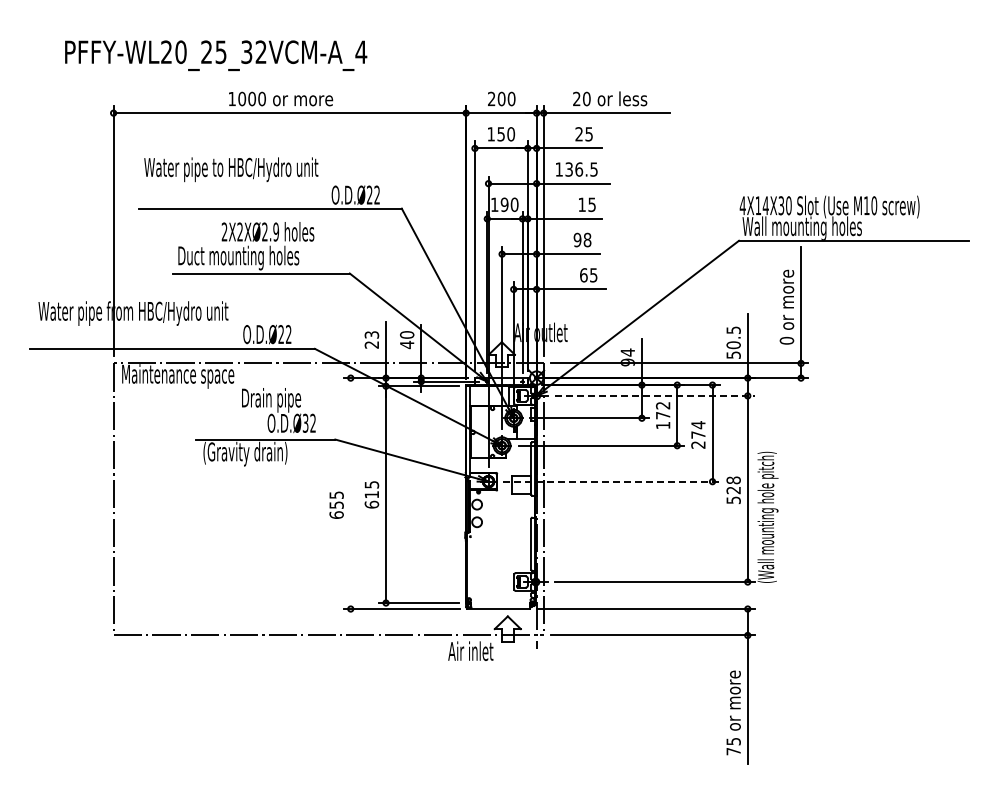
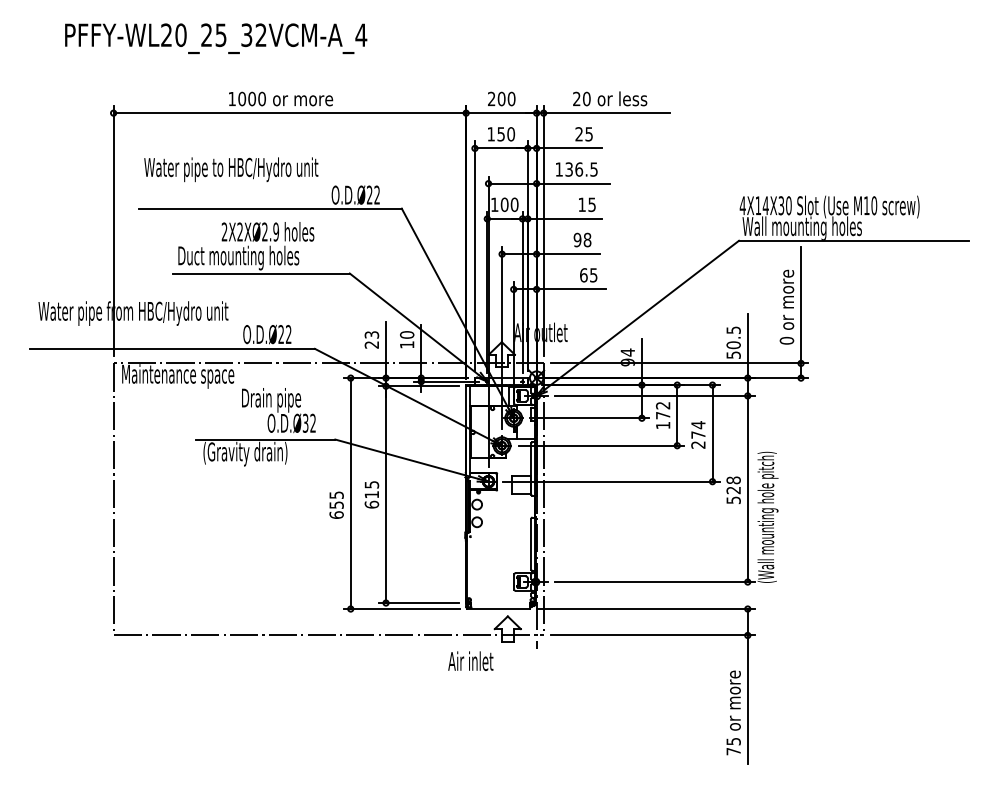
text position: (216, 55) -> (216, 38) (216, 38)
text: 190 -> 100 (504, 204)
text: 40 -> 10 (407, 344)
line: dashed -> solid (655, 395)
line: dashed -> solid (611, 481)
line: none -> present (350, 493)
text position: (470, 650) -> (470, 660) (470, 660)
